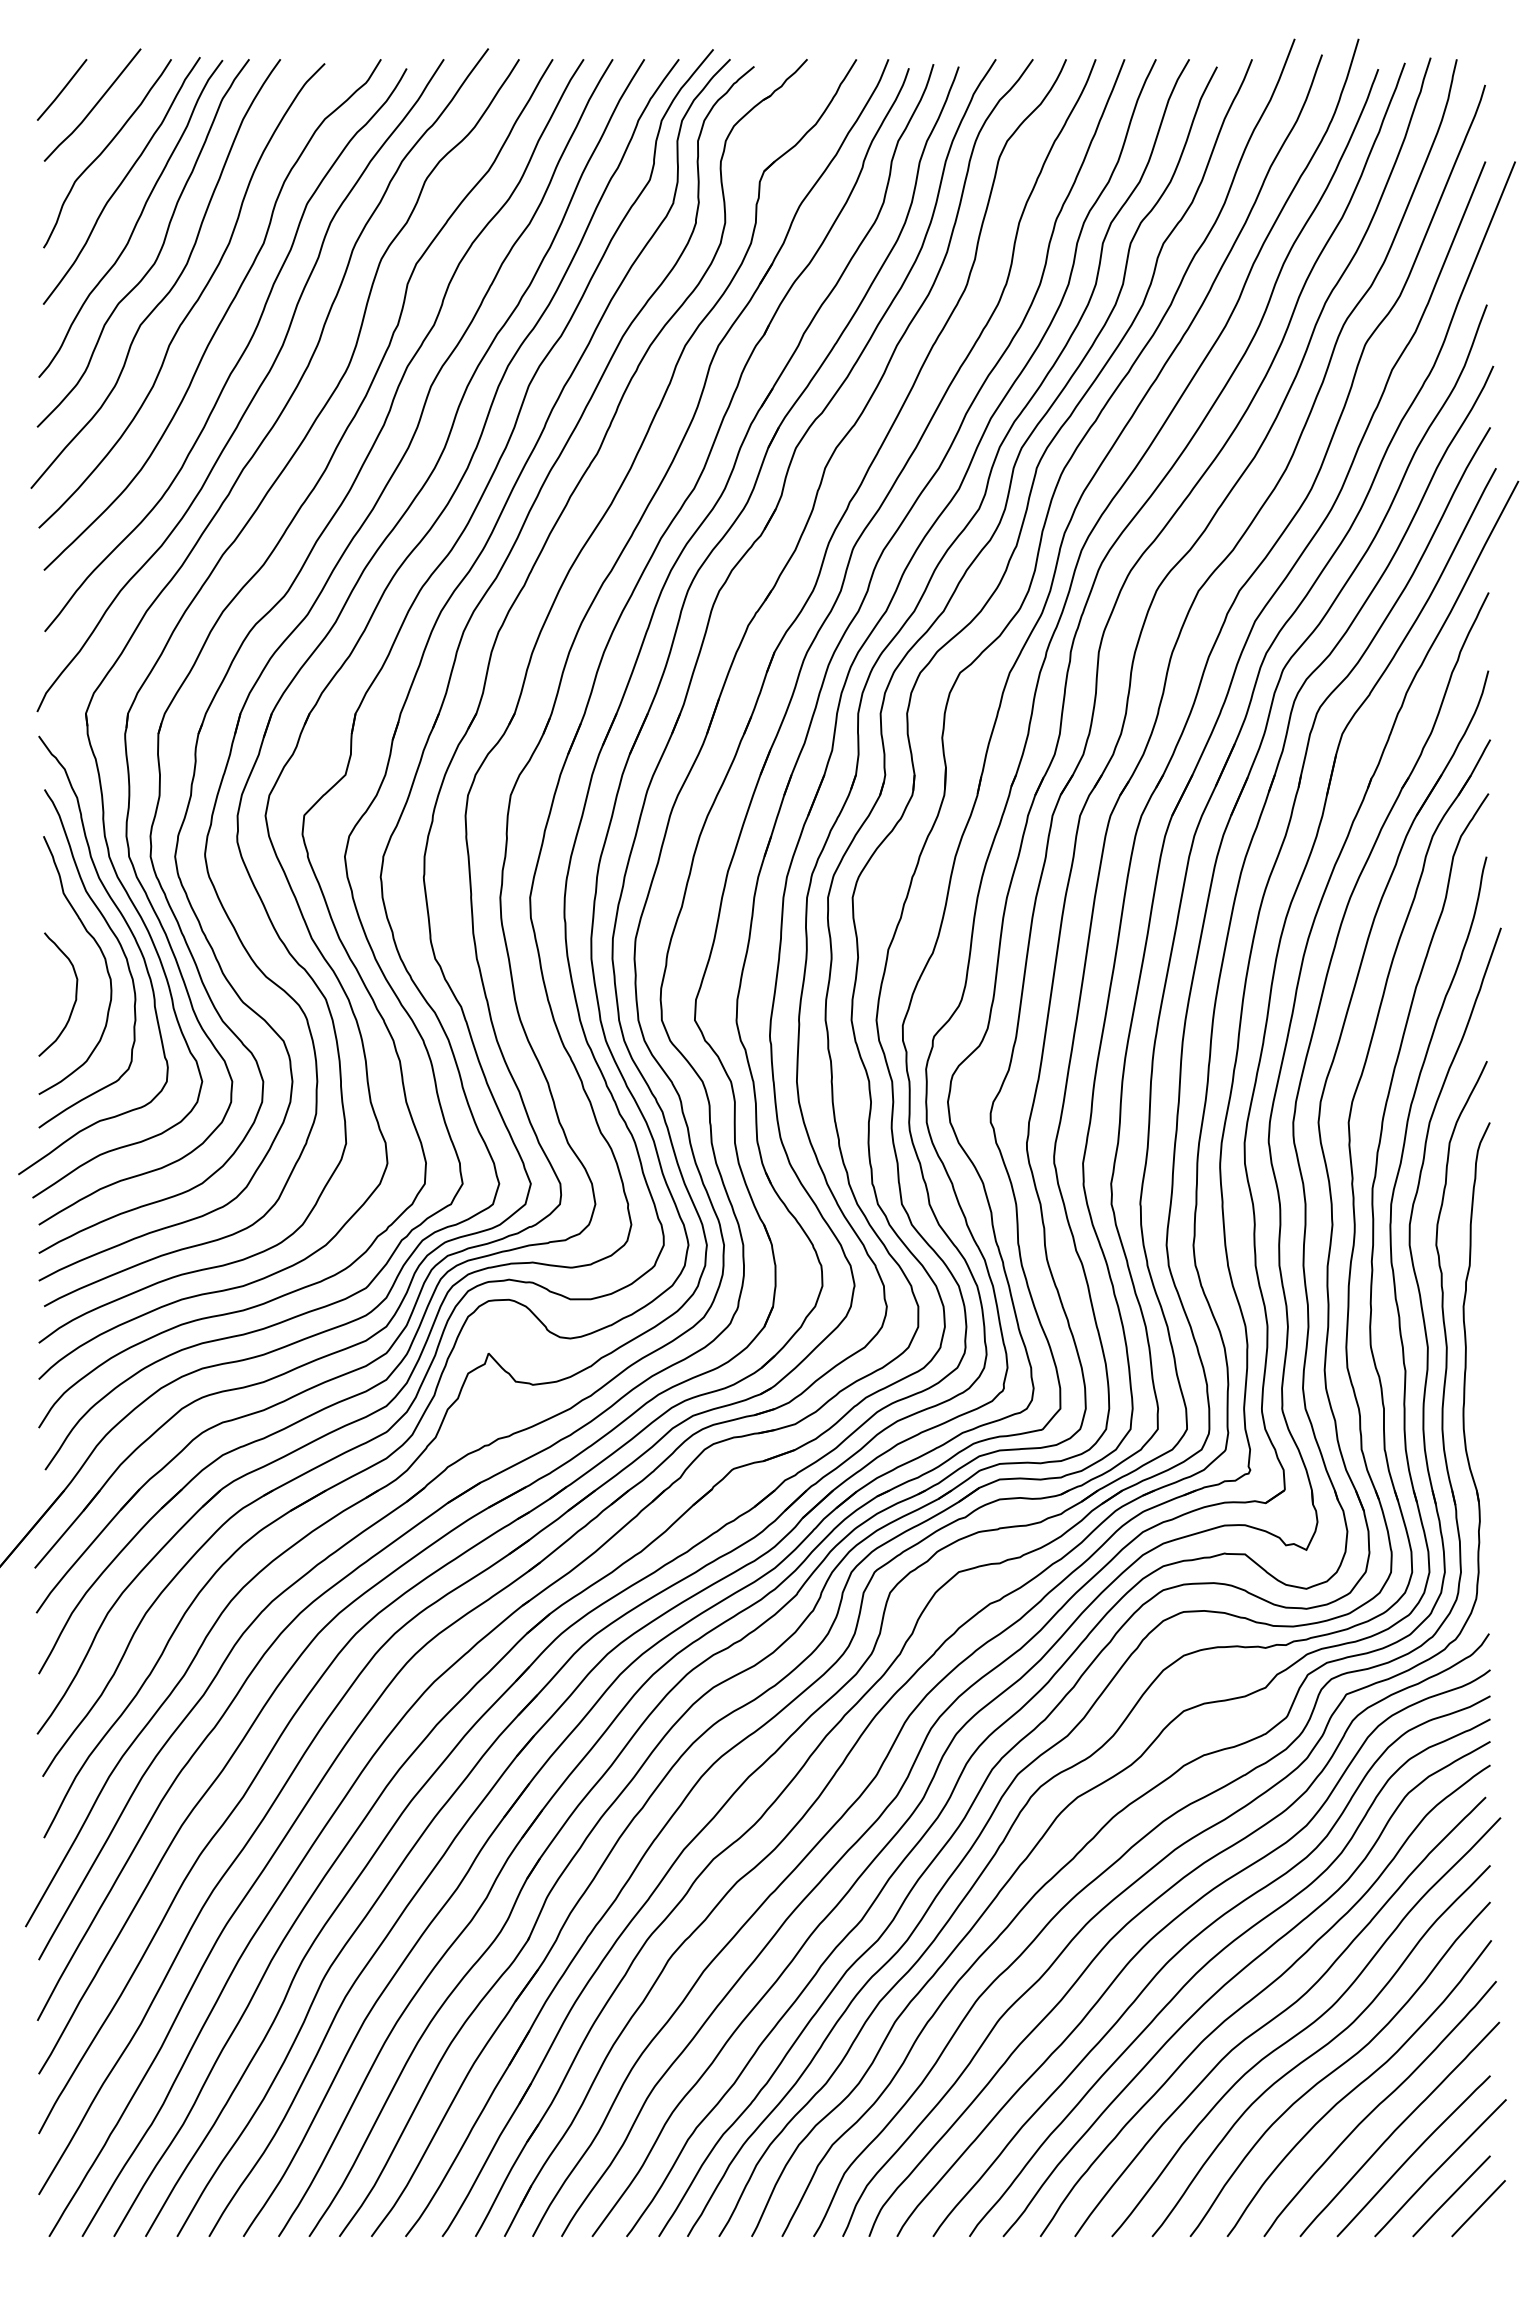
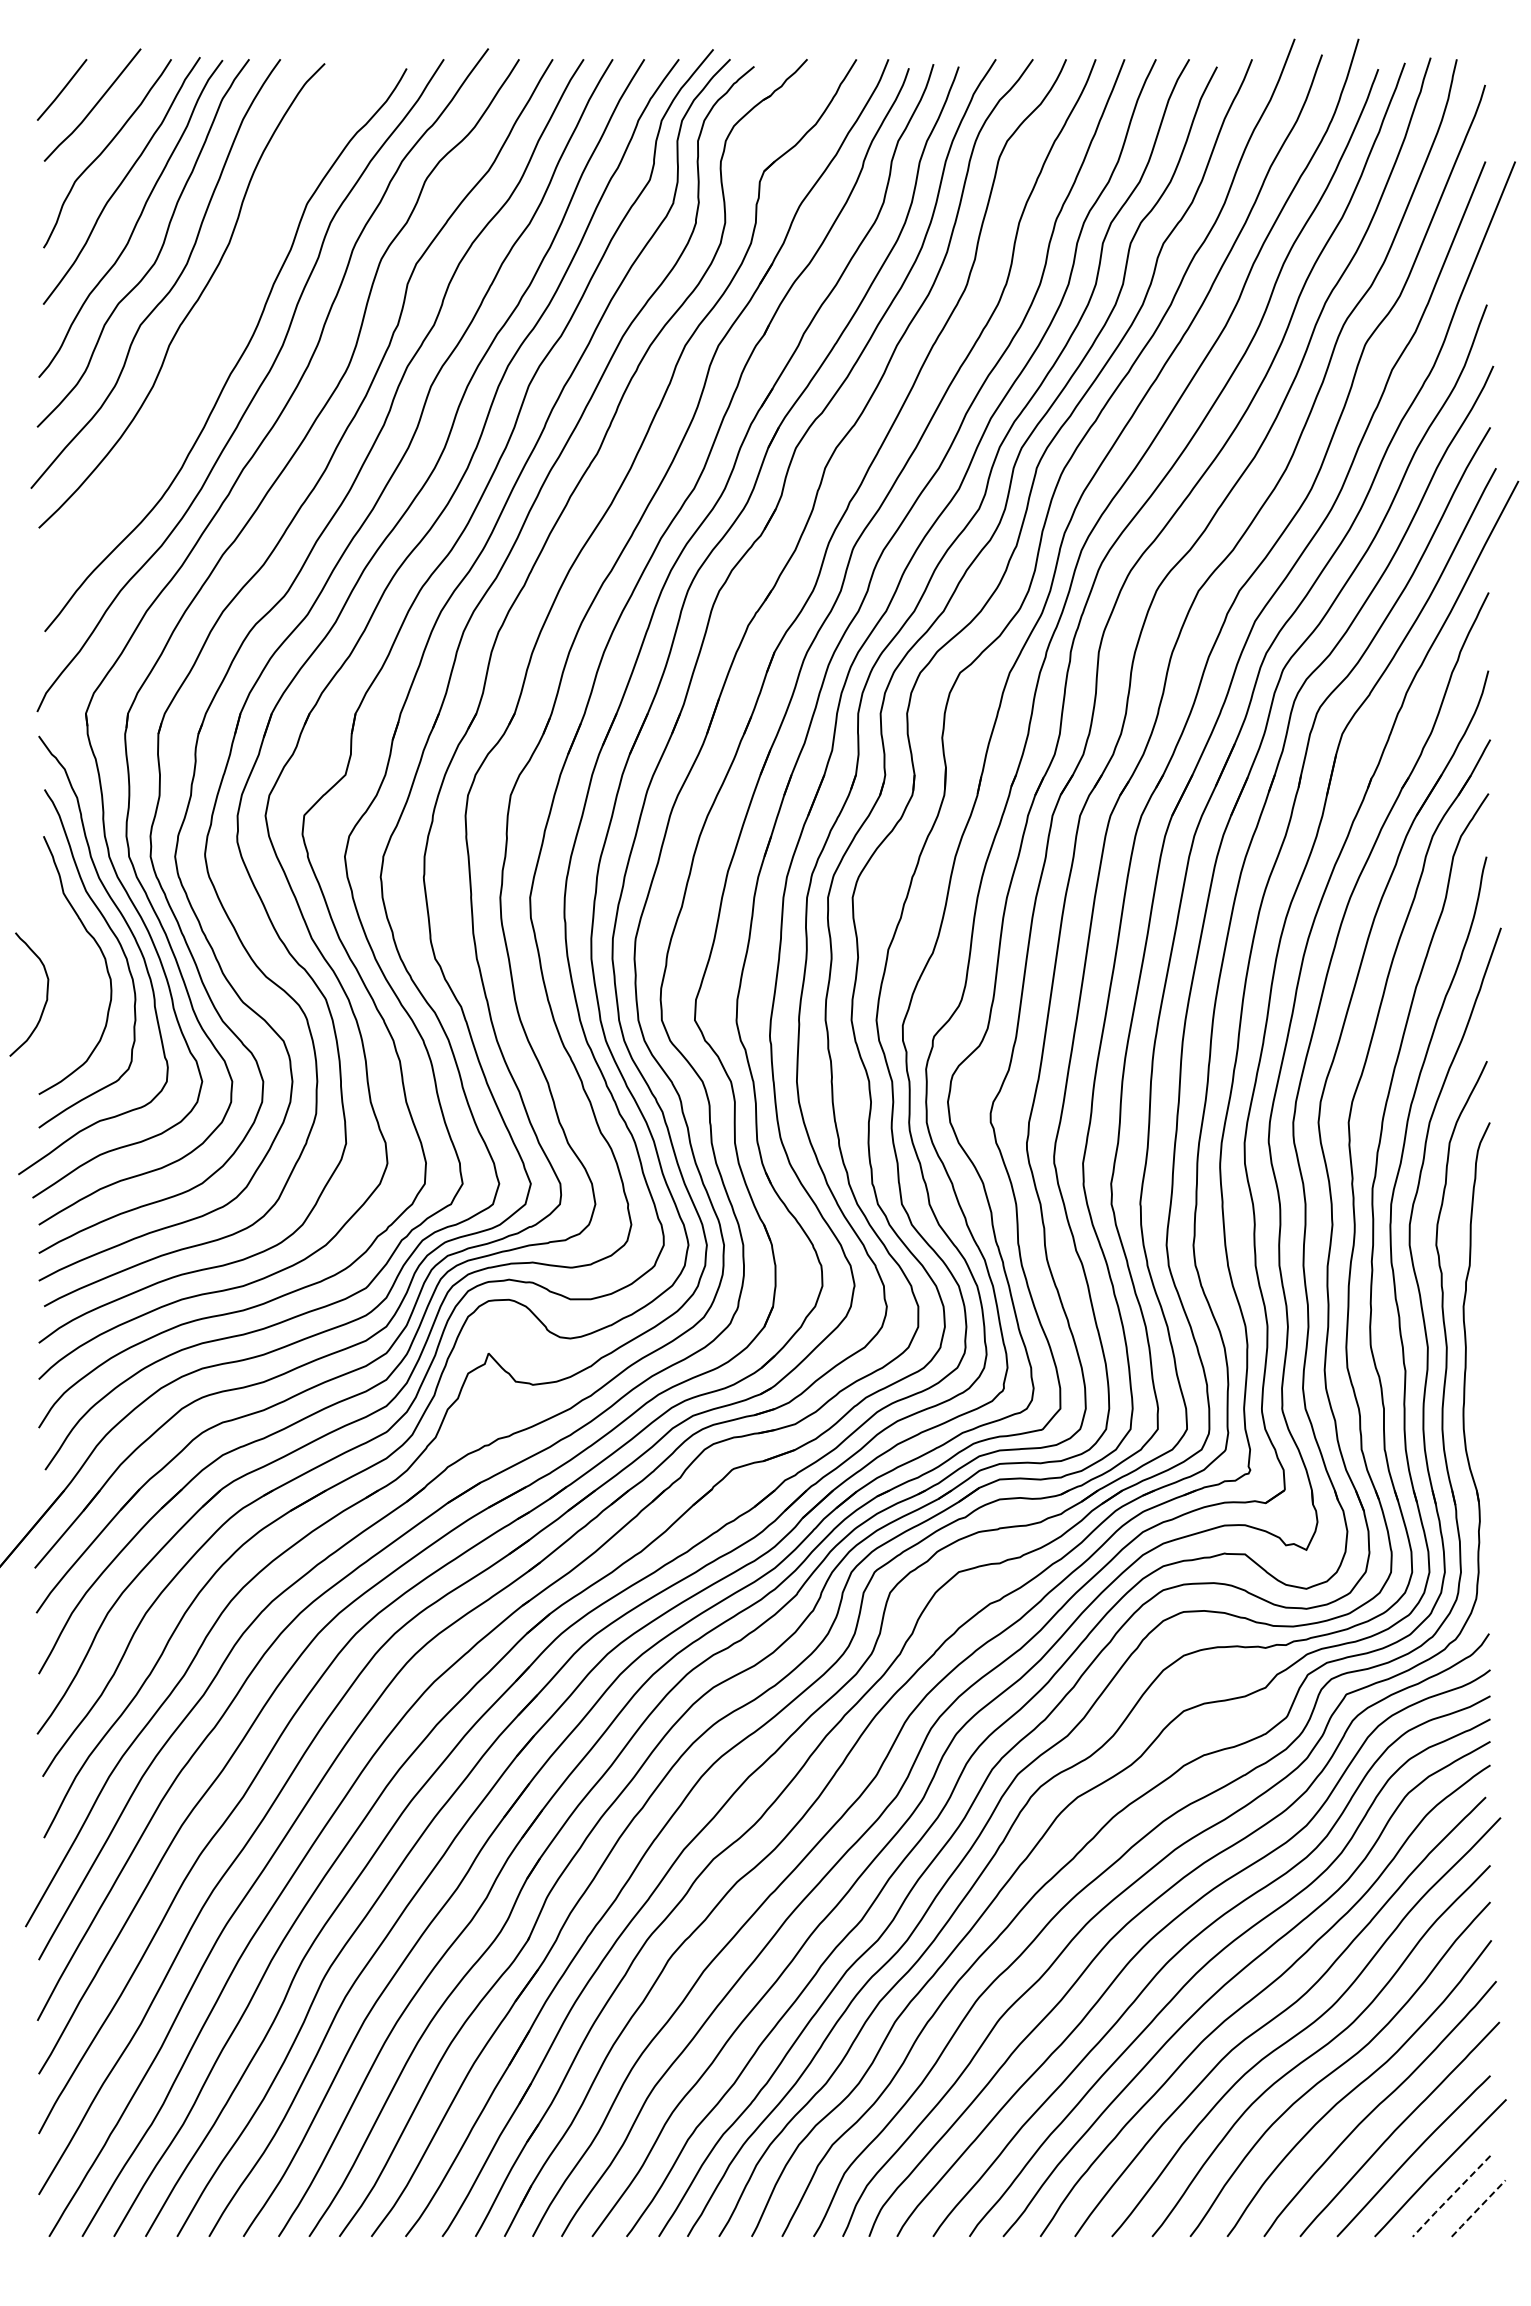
curve: present -> none (221, 318)
curve position: (75, 994) -> (46, 994) (46, 994)
line: solid -> dashed (1450, 2196)
line: solid -> dashed (1477, 2209)
